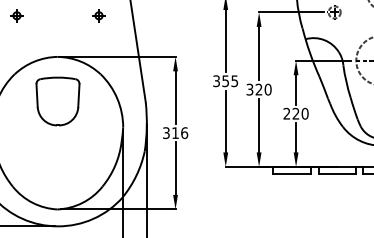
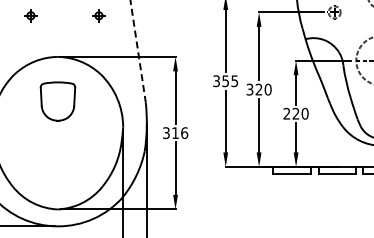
part position: (16, 15) -> (30, 15) (30, 15)
line: solid -> dashed (138, 52)
part size: 46x51 px -> 38x41 px (57, 101)
